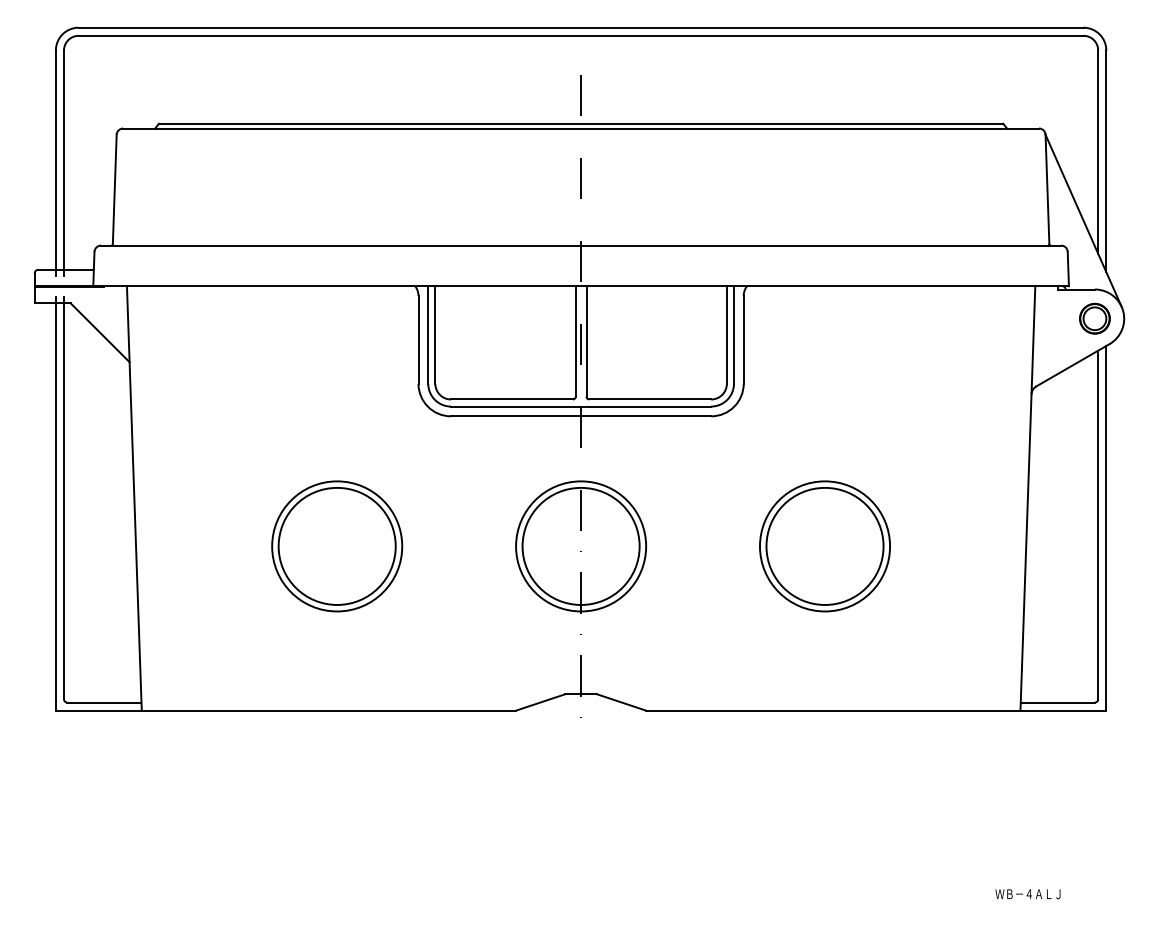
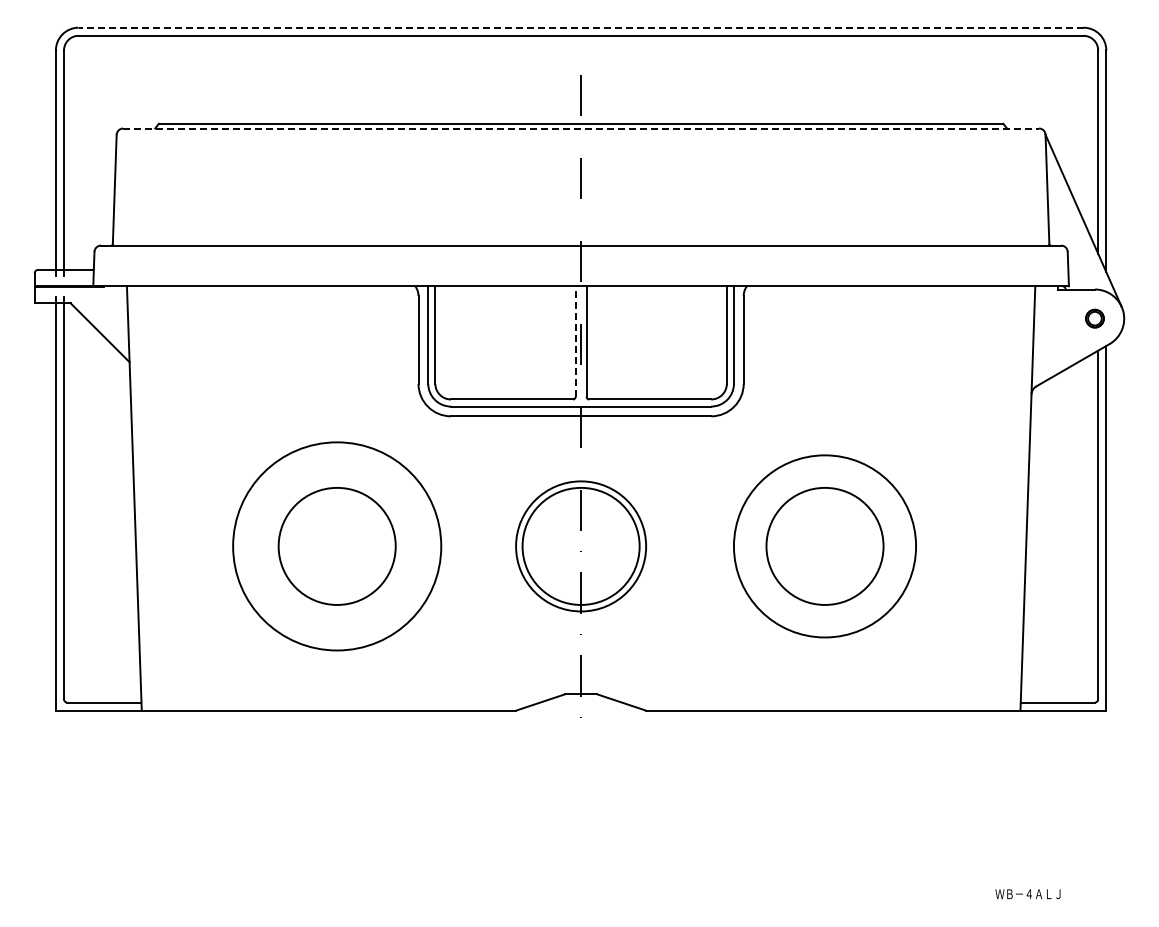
line: solid -> dashed (580, 27)
line: solid -> dashed (581, 128)
part size: 32x33 px -> 20x21 px (1094, 318)
line: solid -> dashed (575, 341)
circle diameter: 130 px -> 208 px (337, 546)
circle diameter: 130 px -> 182 px (824, 546)
